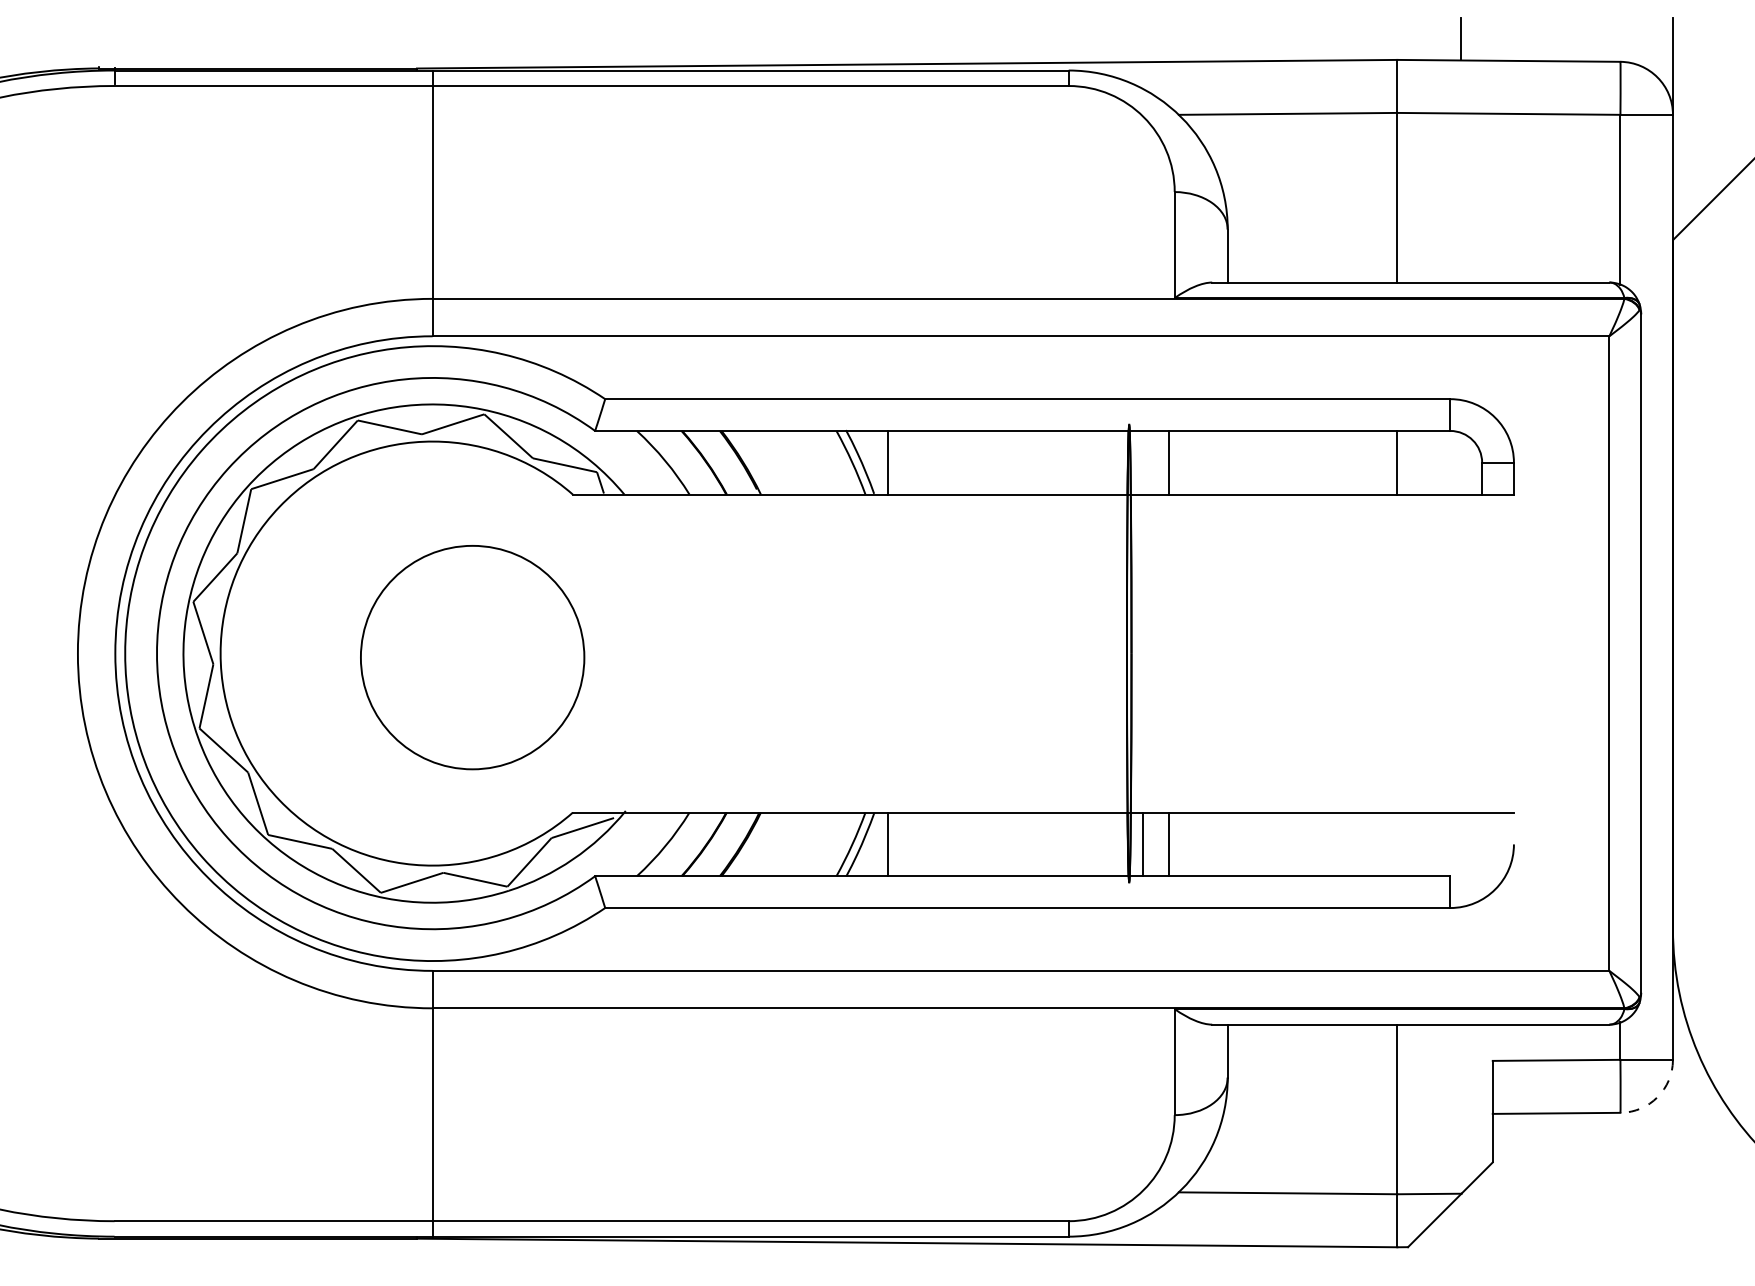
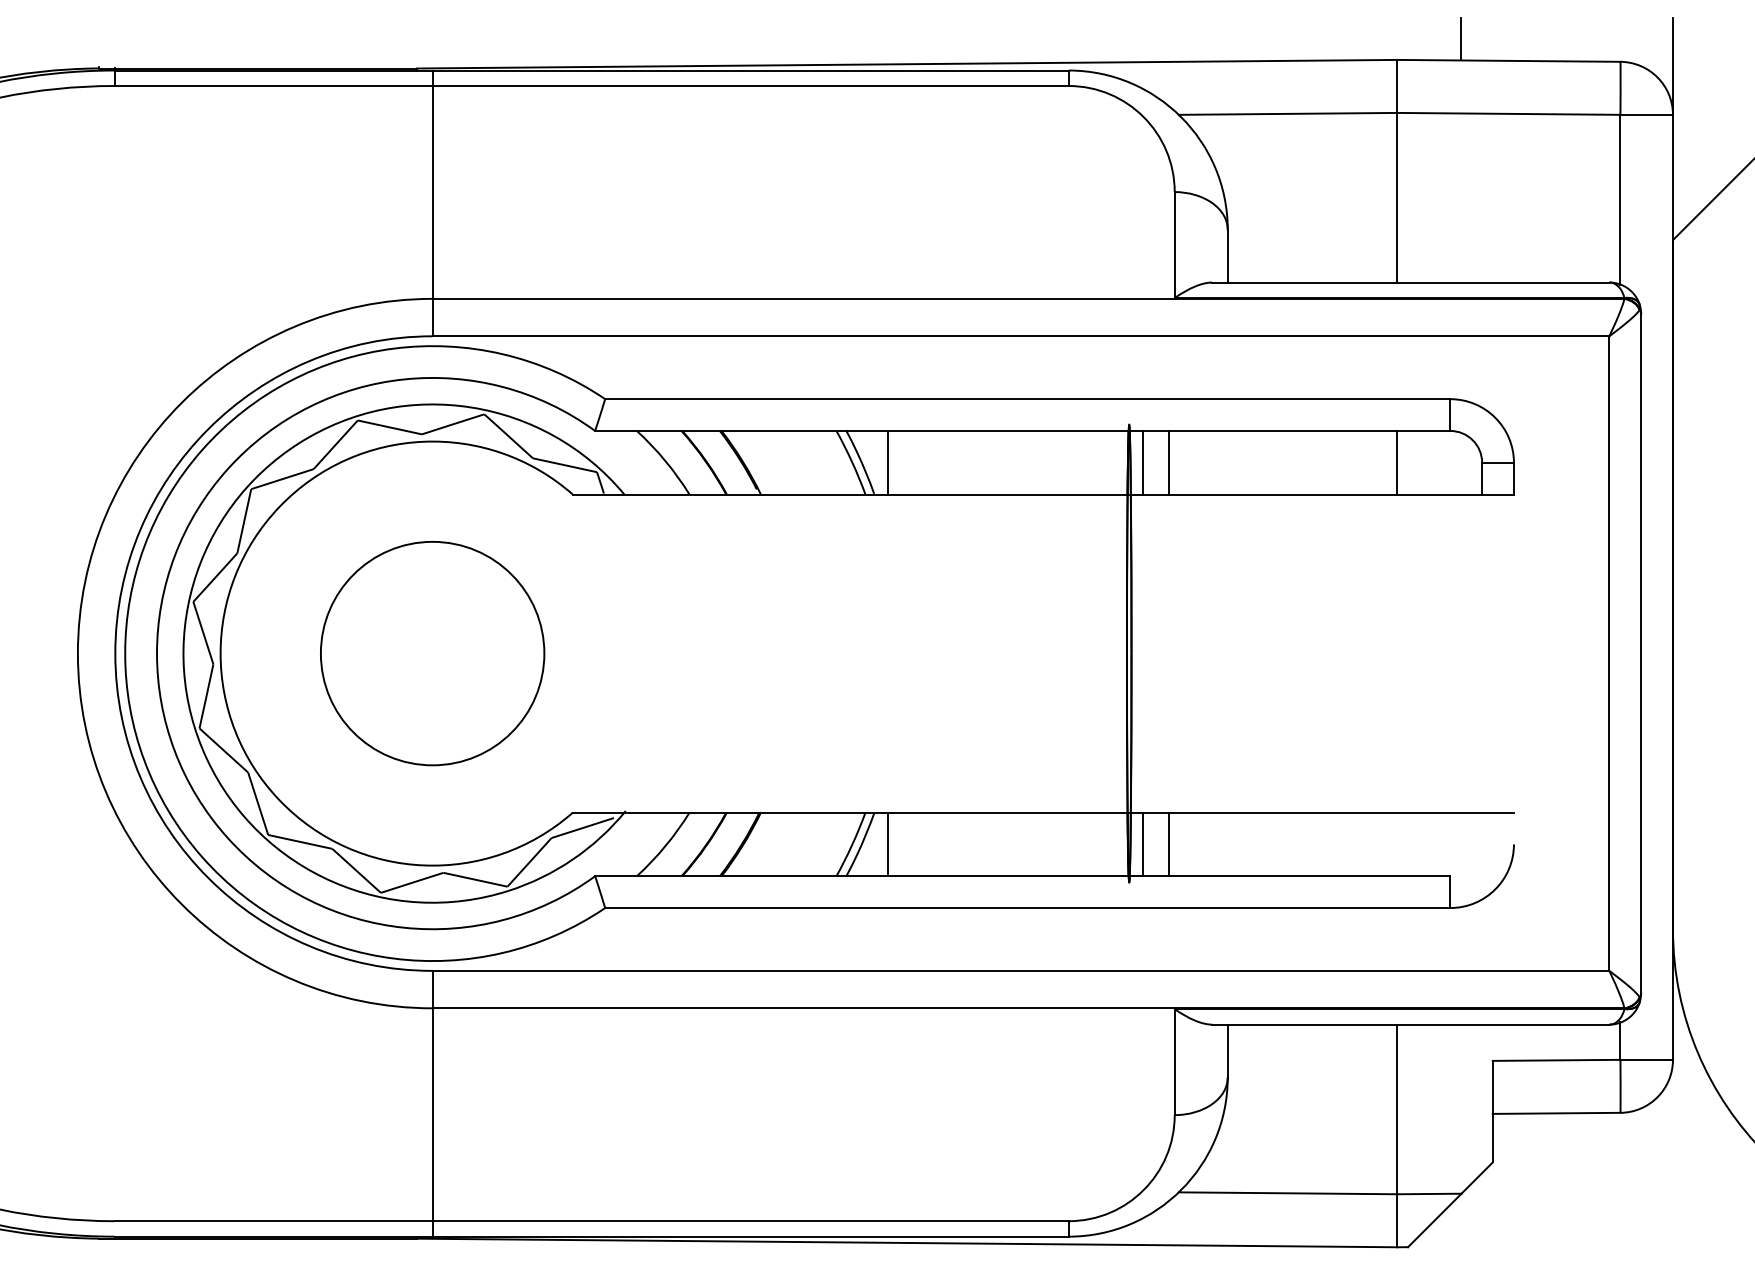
line: none -> present (1142, 462)
circle position: (472, 657) -> (432, 653) (432, 653)
arc: dashed -> solid (1657, 1097)
